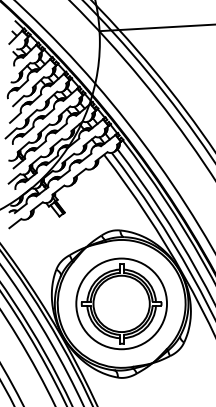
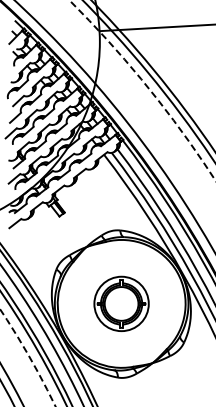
circle: solid -> dashed (142, 90)
part size: 93x94 px -> 57x57 px (121, 303)
circle: solid -> dashed (27, 357)
